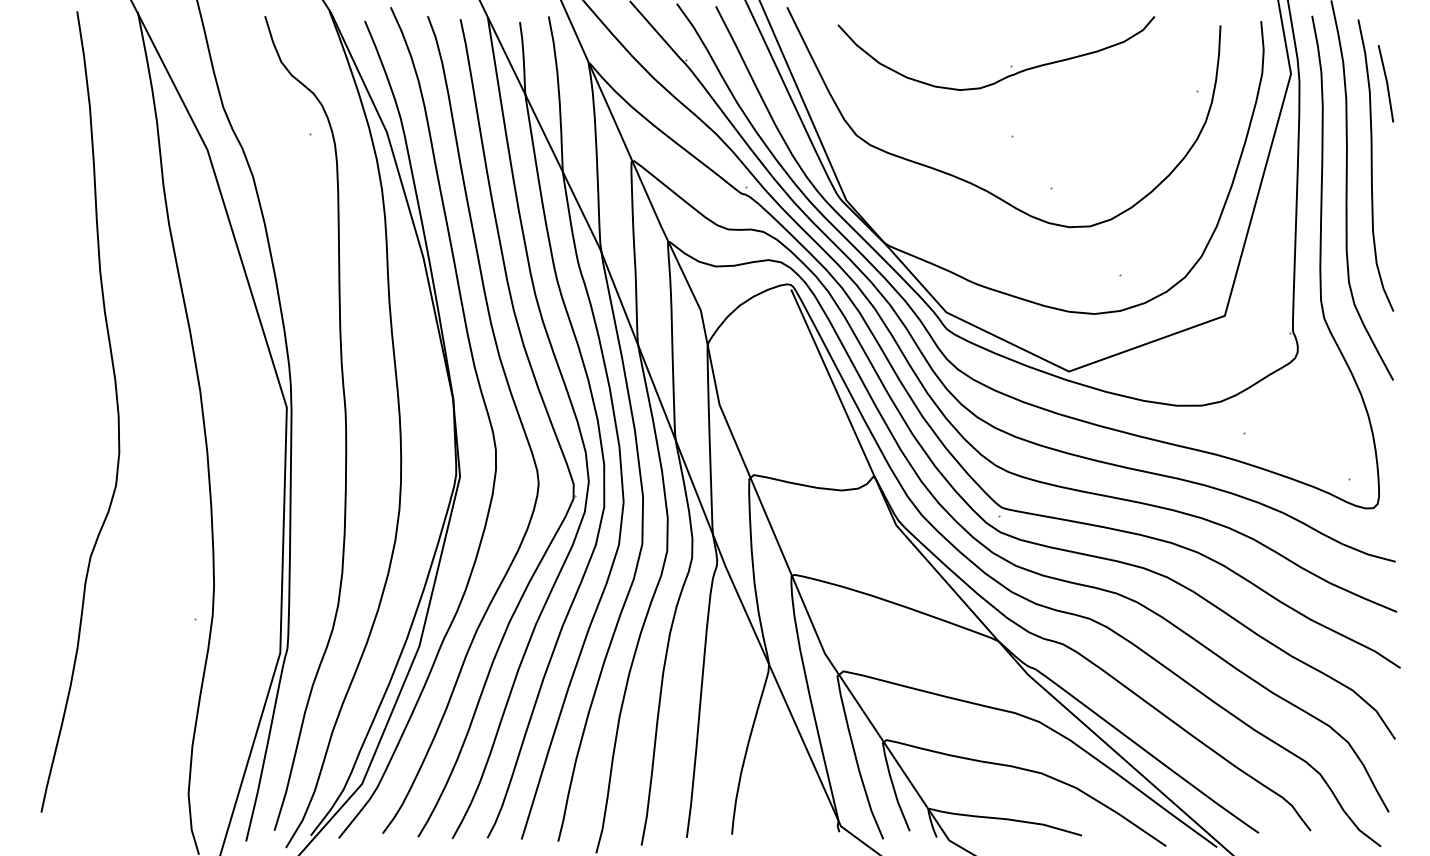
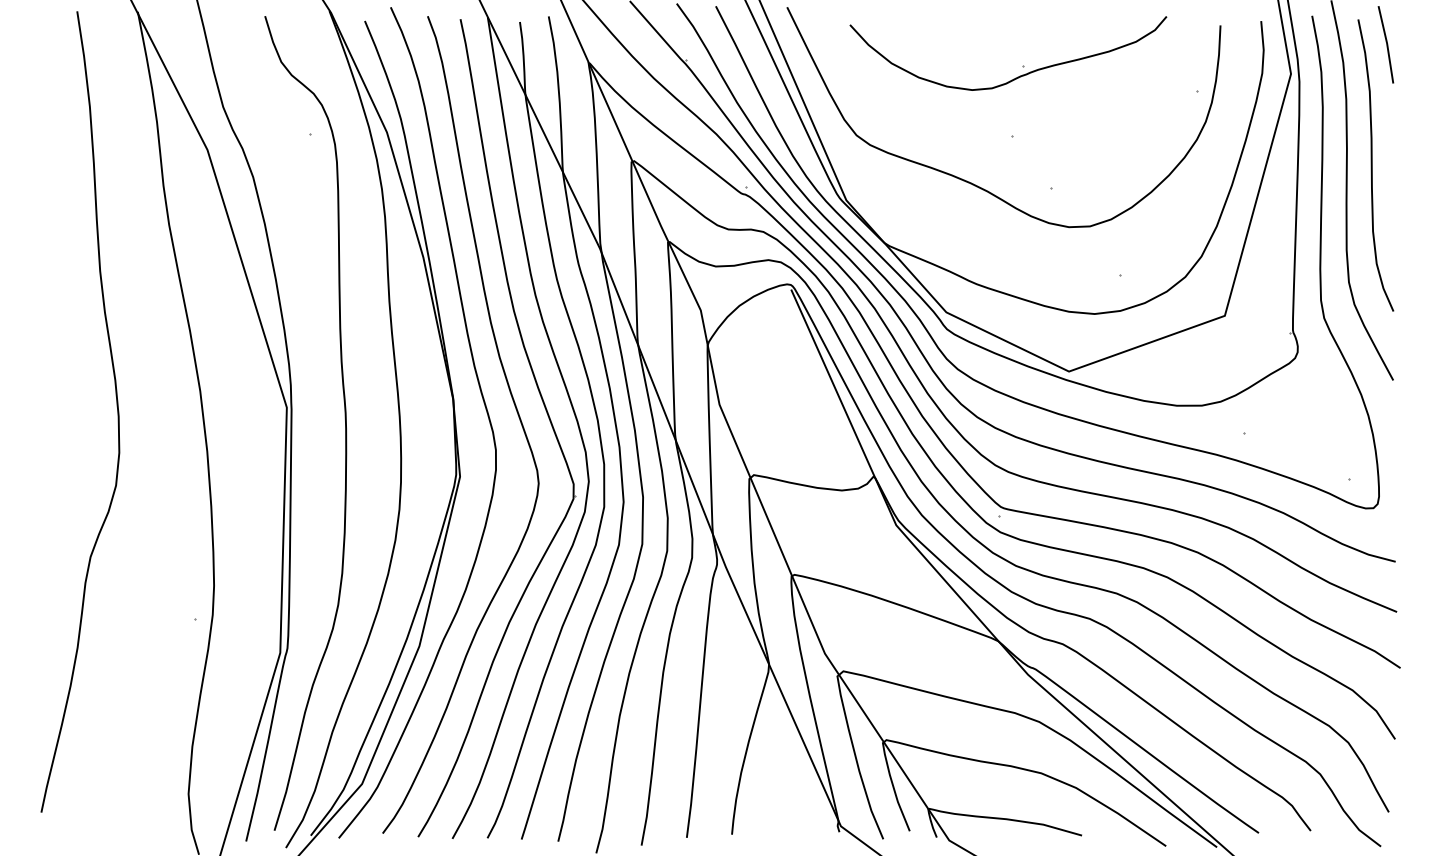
part position: (1010, 66) -> (1022, 66) (1022, 66)
line position: (1386, 83) -> (1386, 44) (1386, 44)
